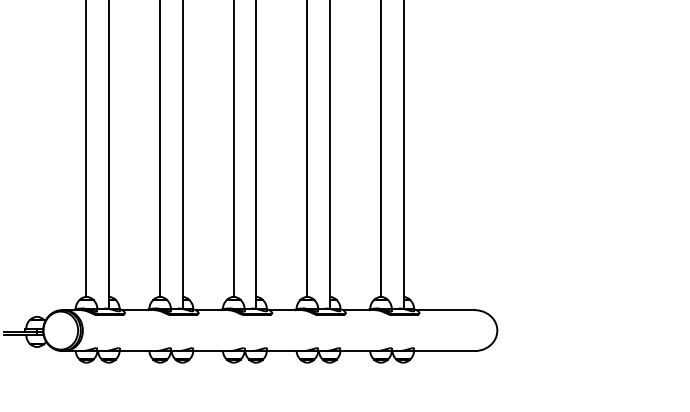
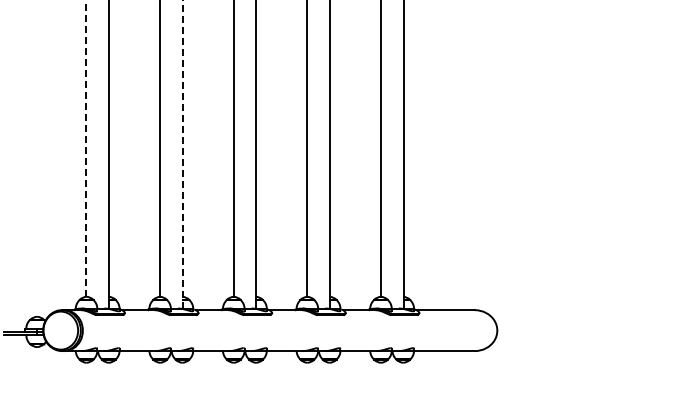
line: solid -> dashed (86, 148)
line: solid -> dashed (182, 154)
